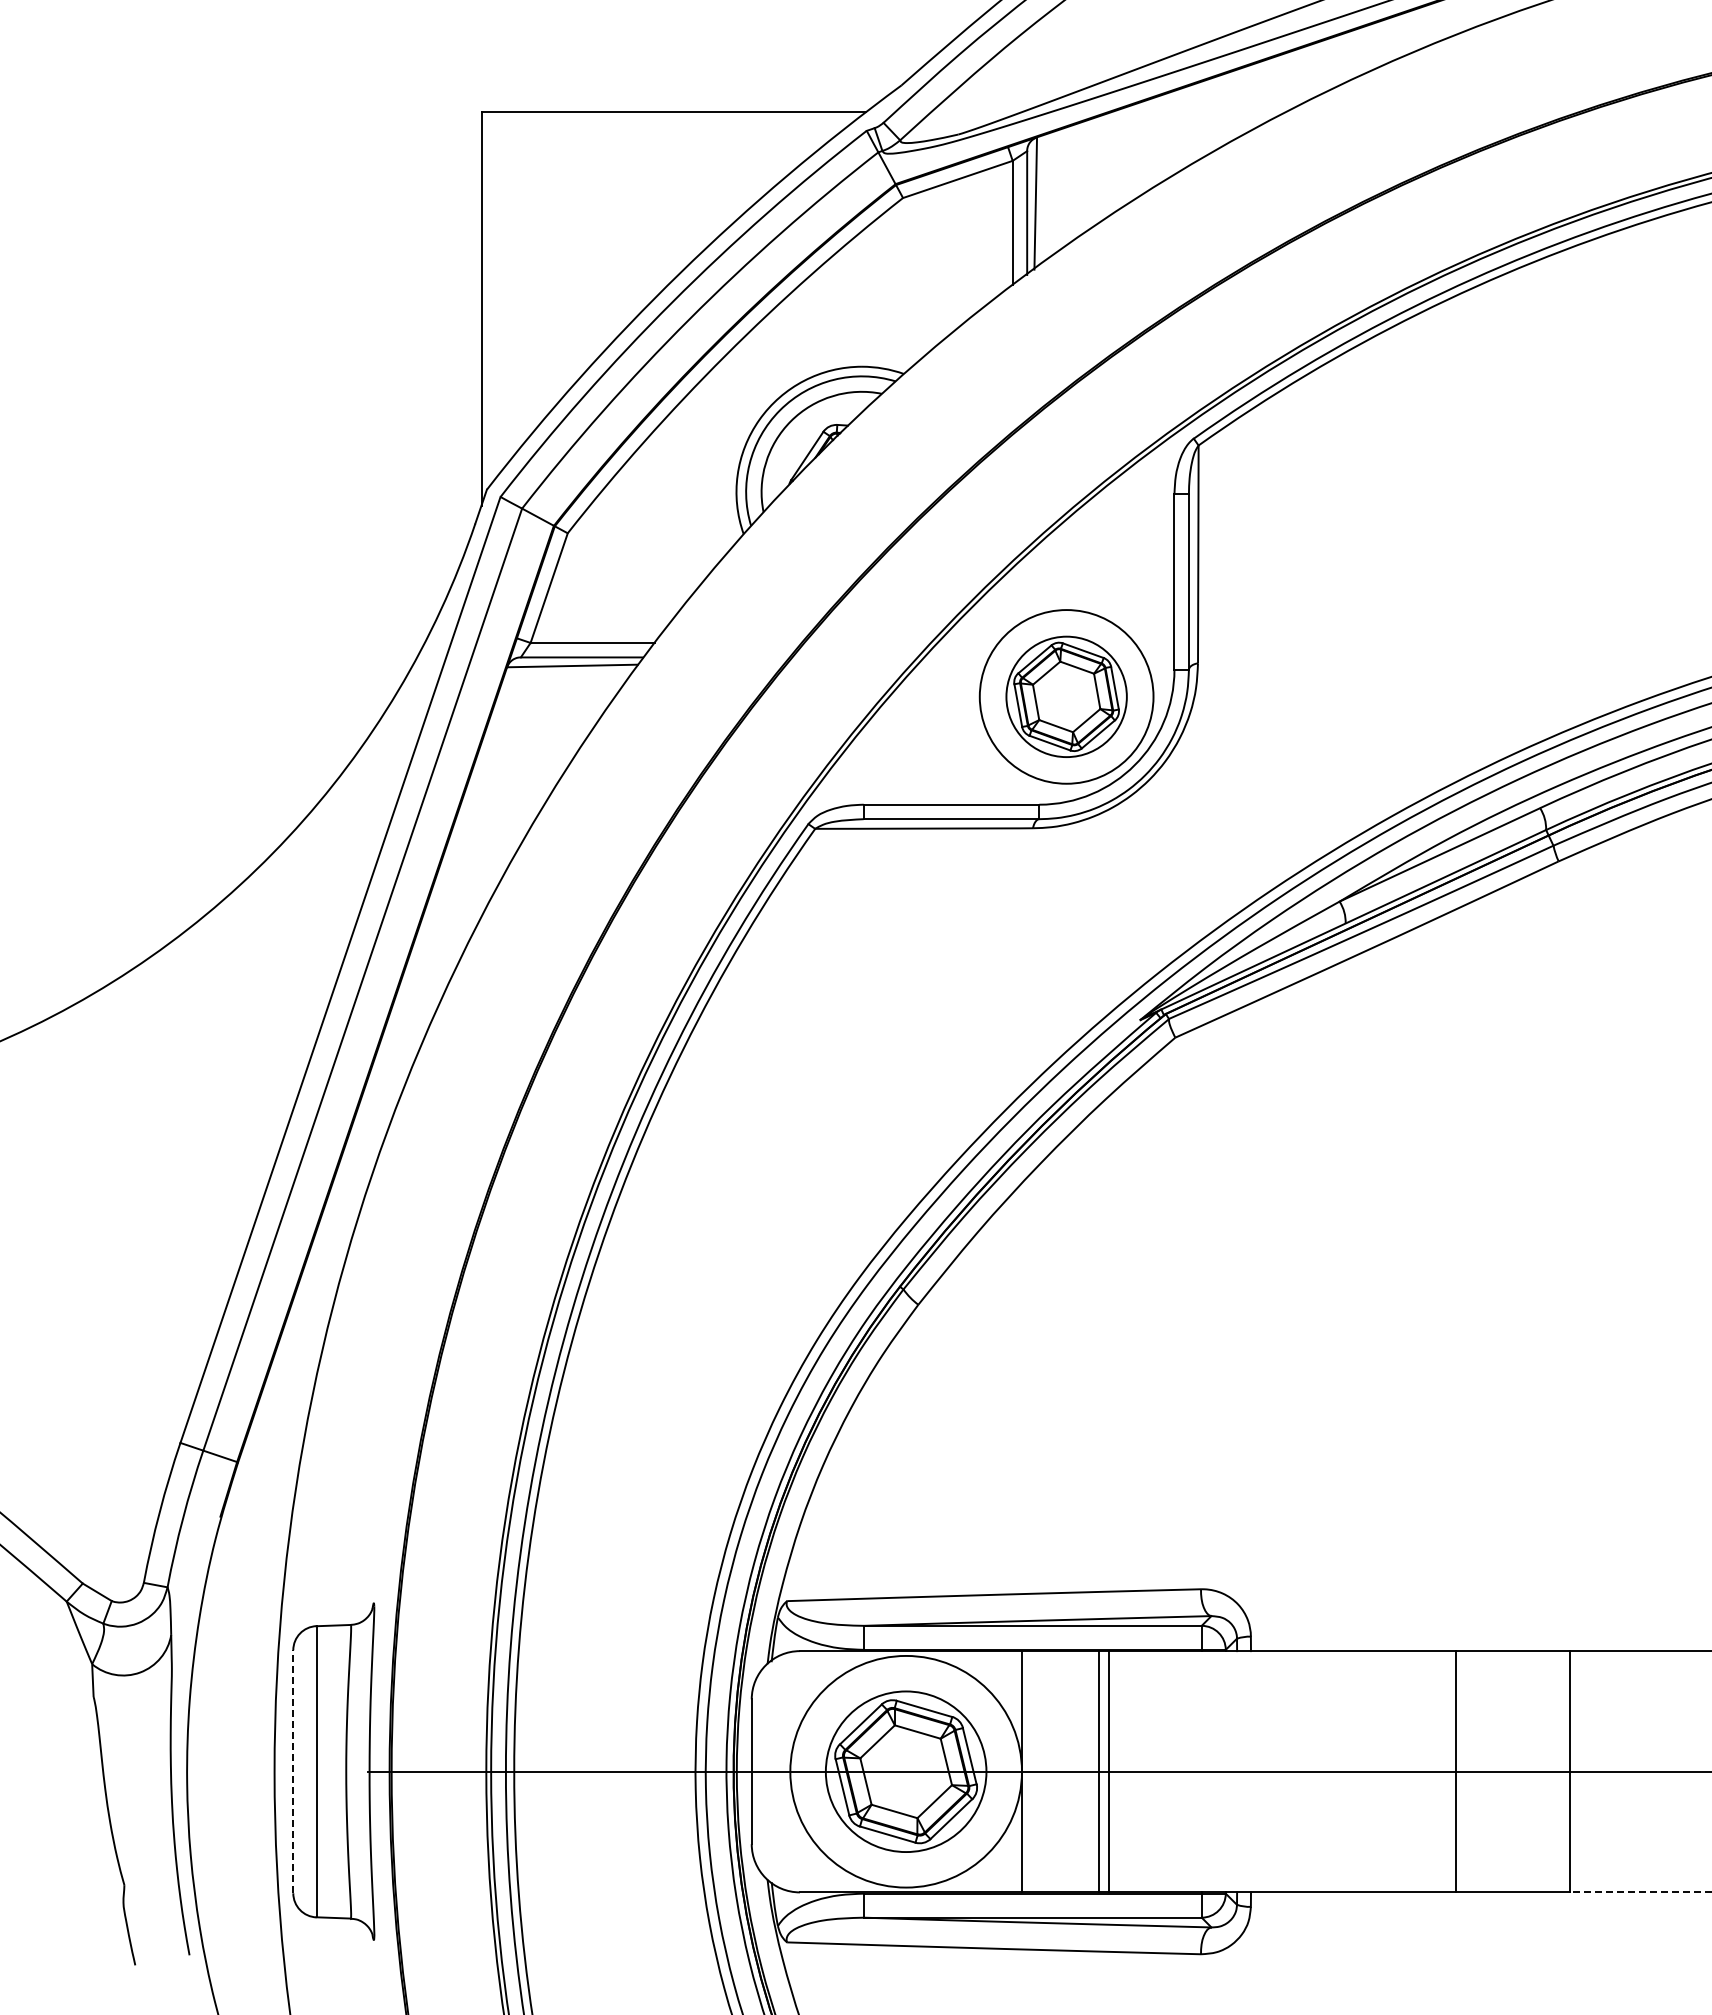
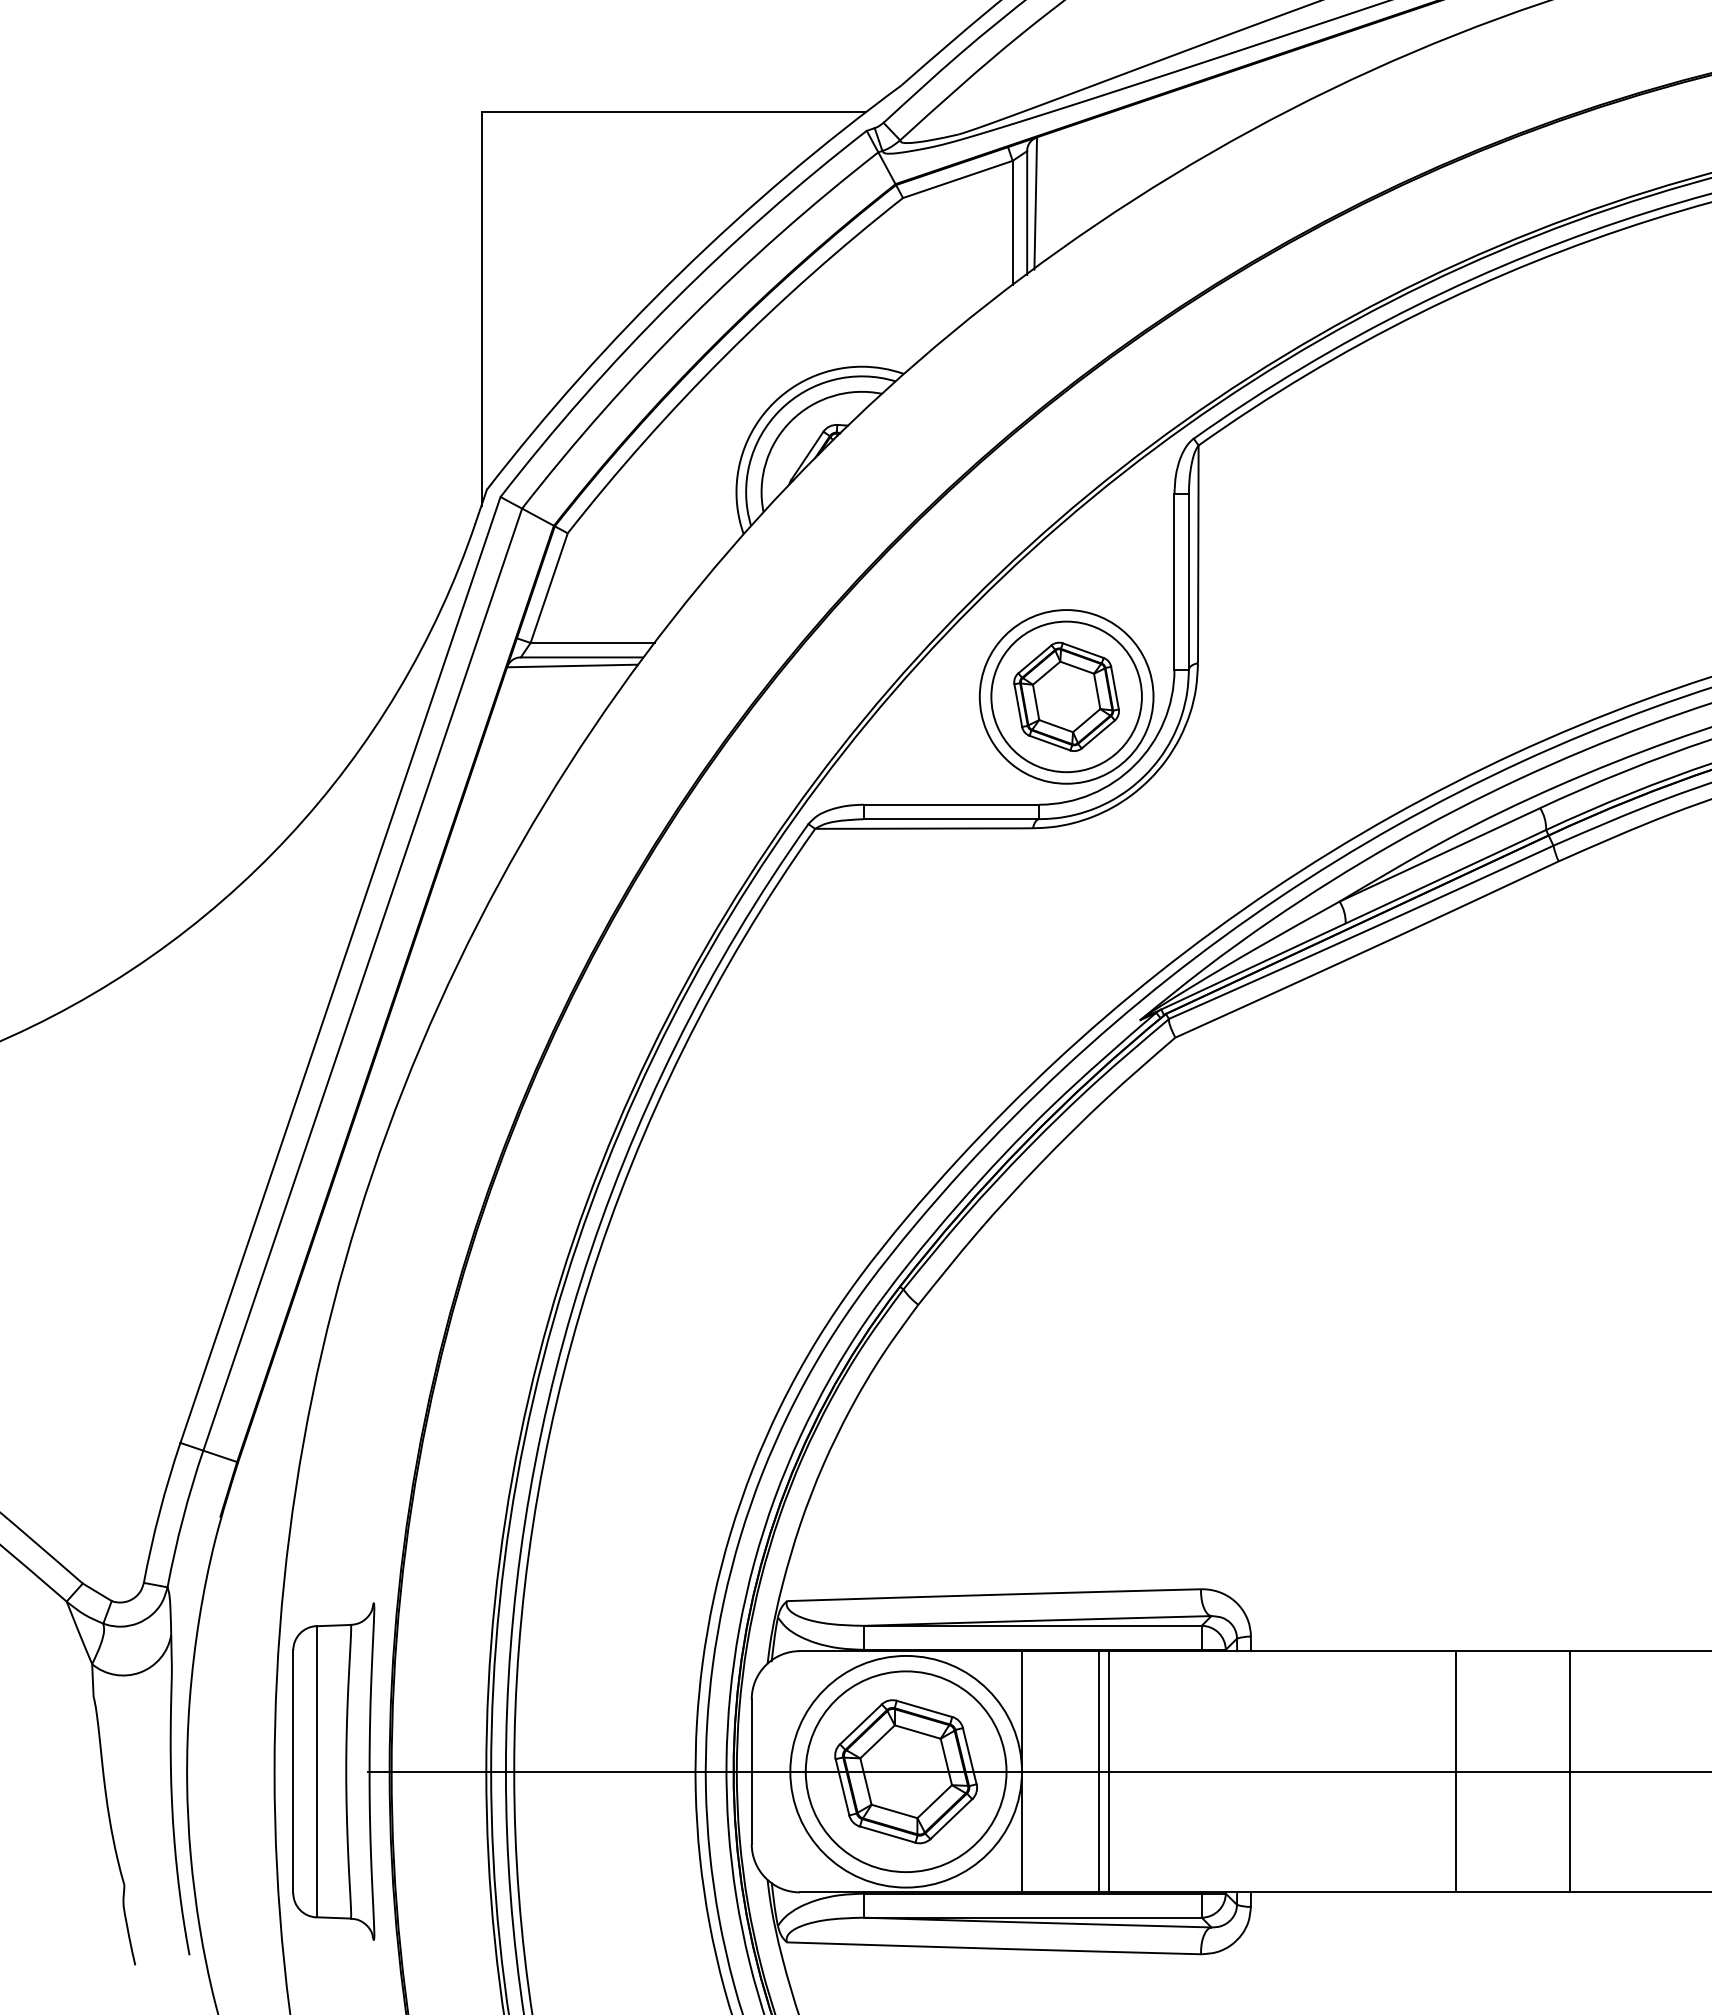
circle diameter: 120 px -> 151 px (1066, 696)
line: dashed -> solid (293, 1771)
circle diameter: 161 px -> 201 px (905, 1771)
line: dashed -> solid (1640, 1892)
